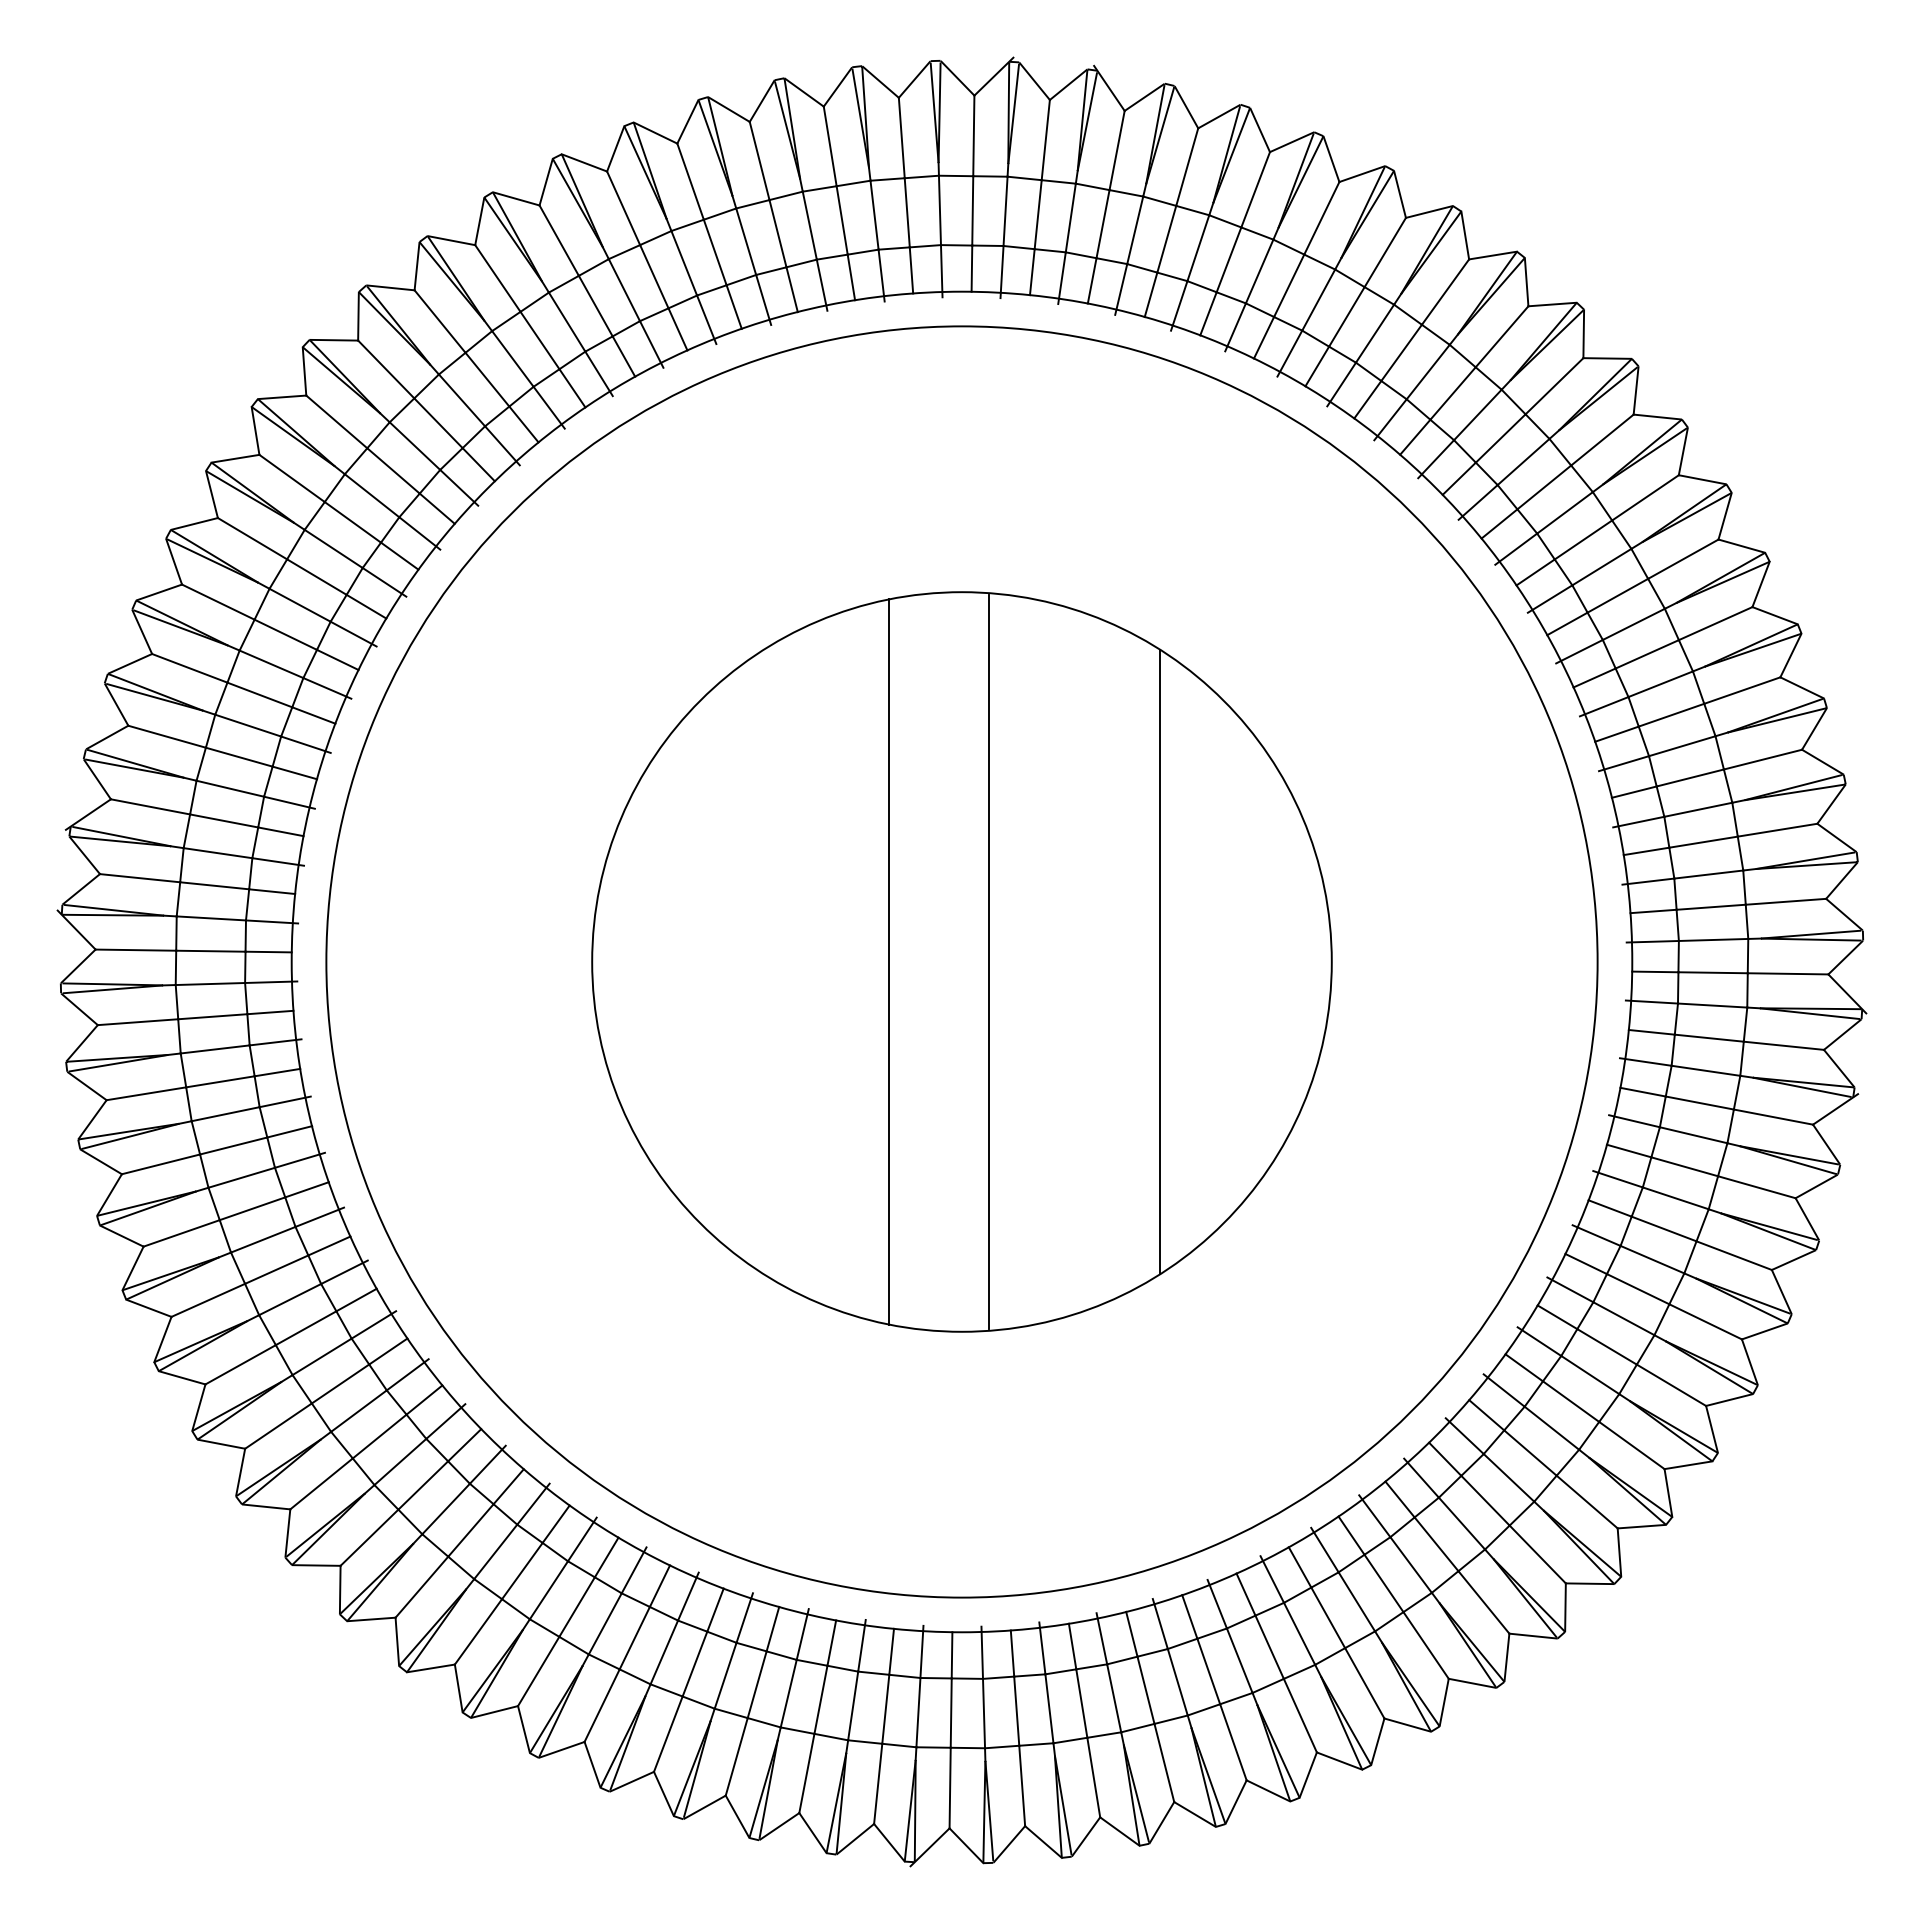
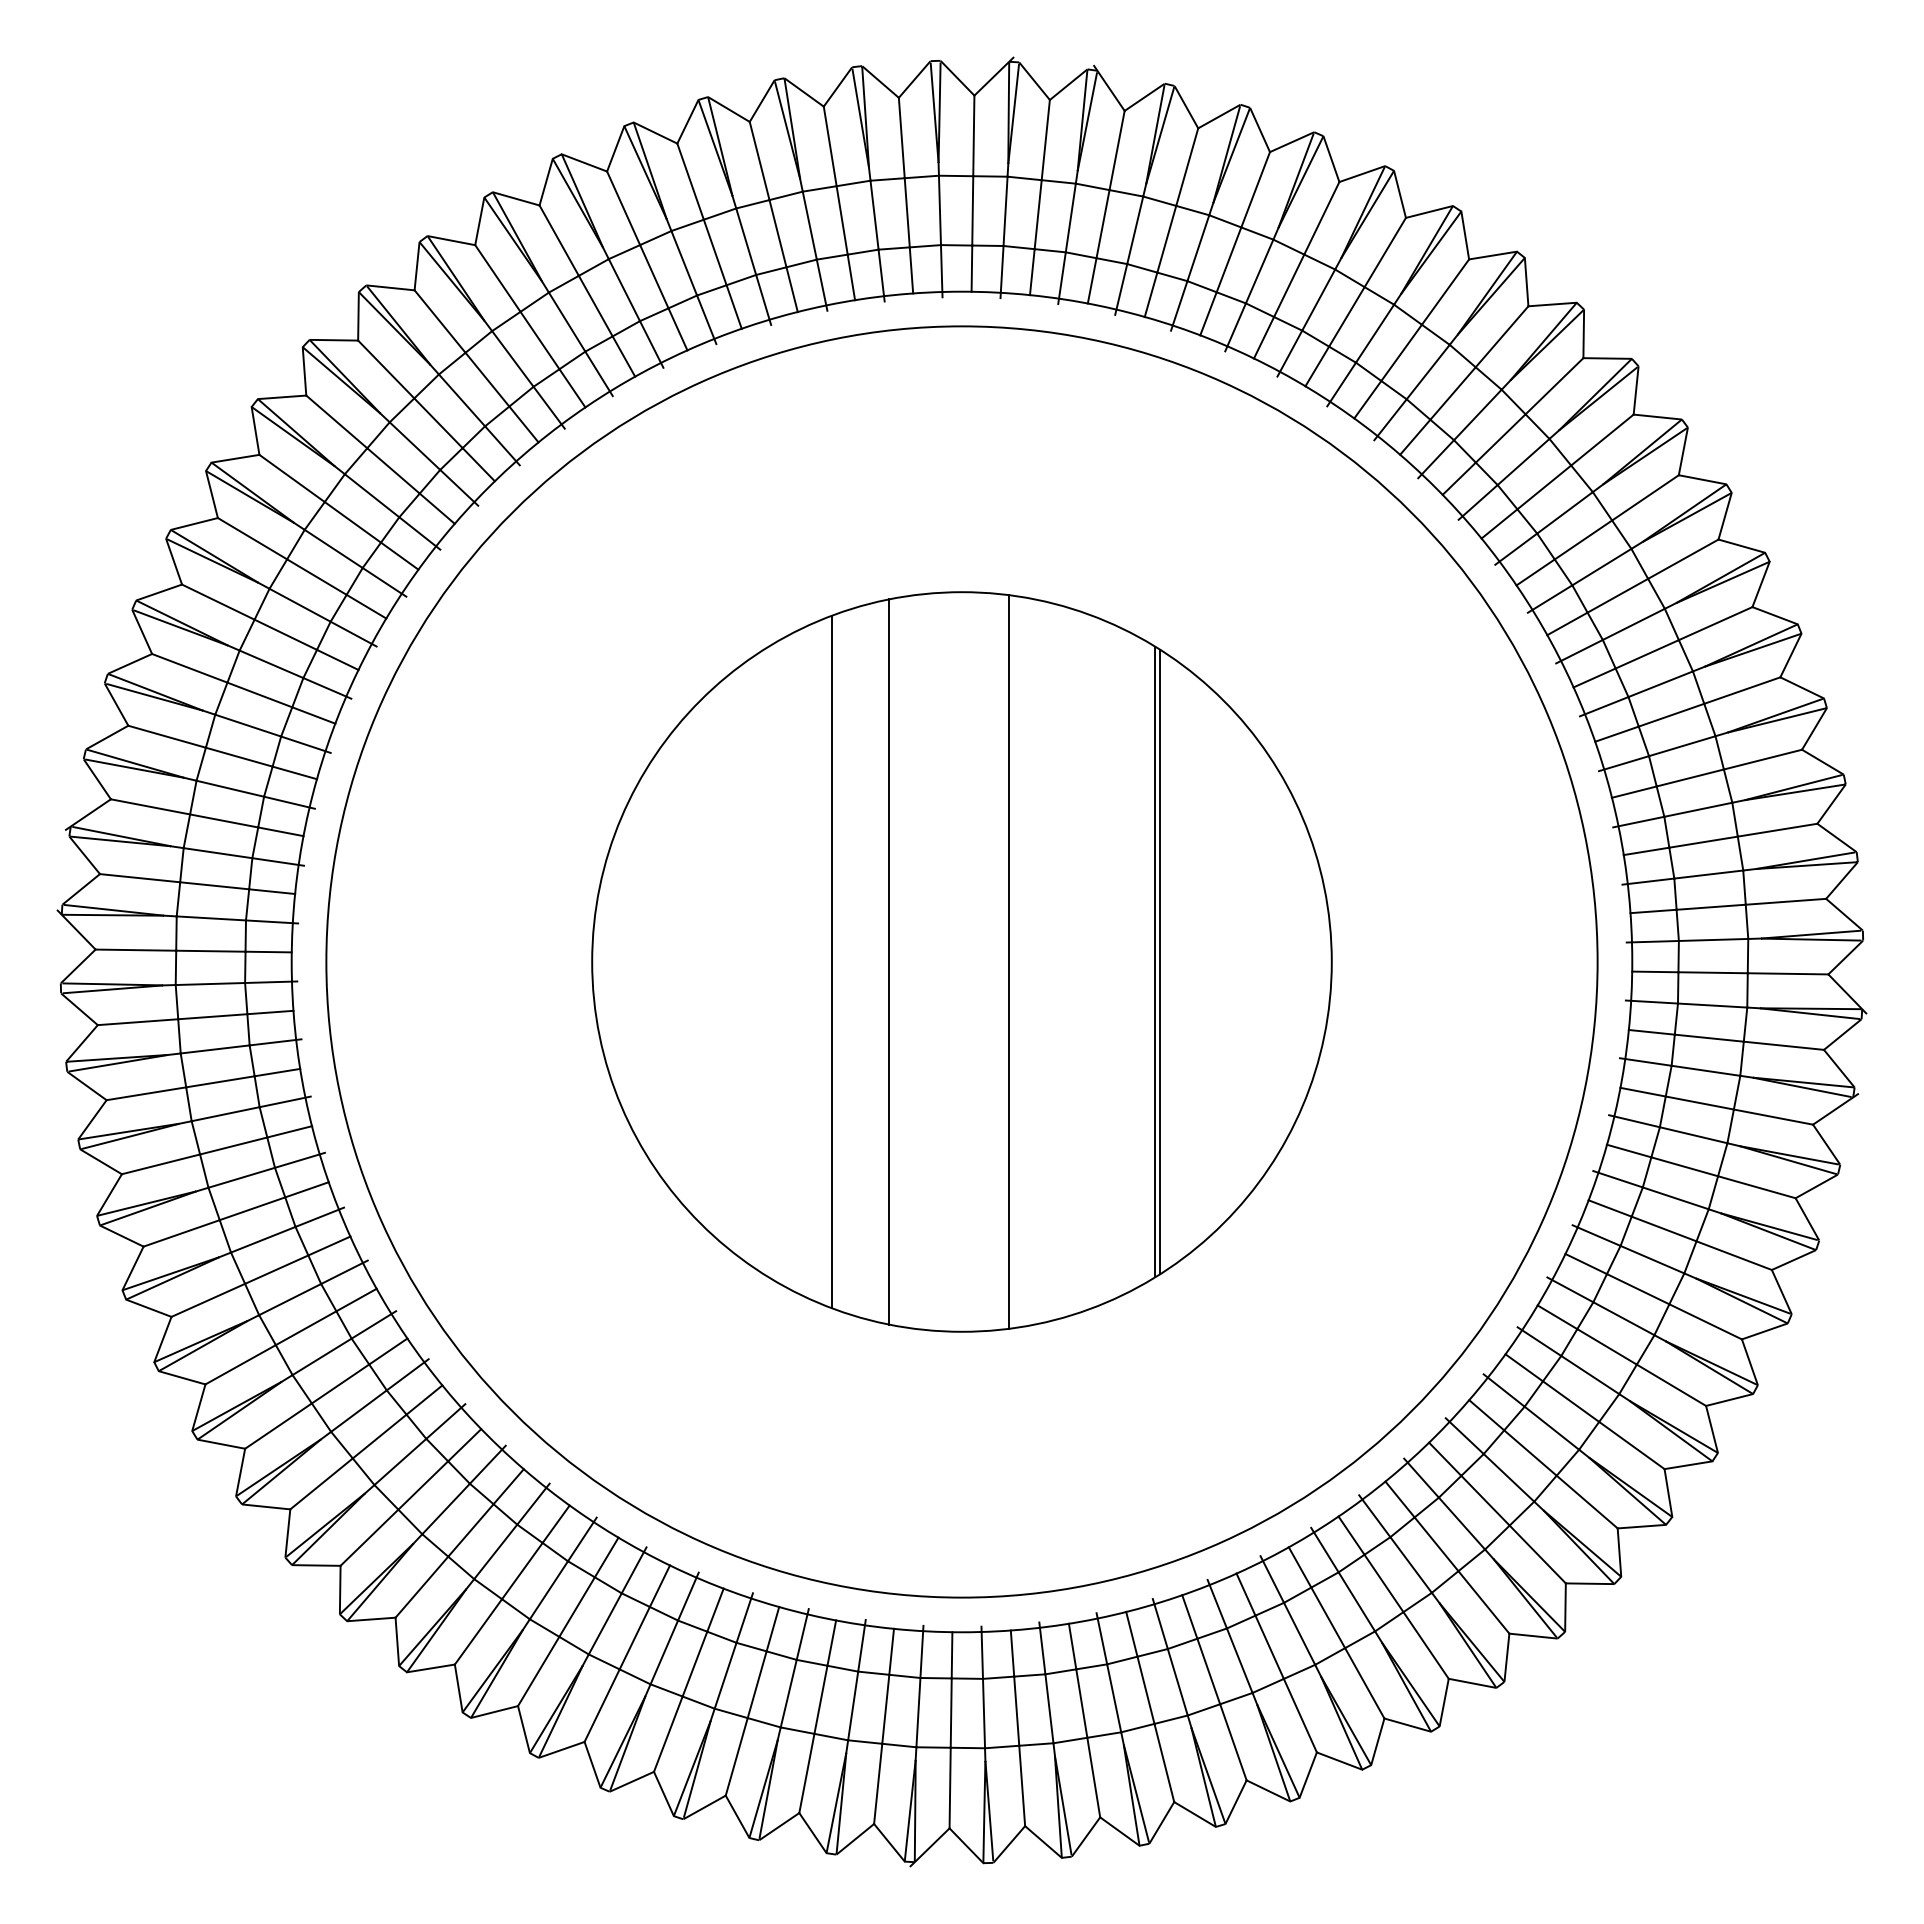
line: none -> present (831, 961)
line position: (989, 961) -> (1009, 961) (1009, 961)
line: none -> present (1155, 961)
